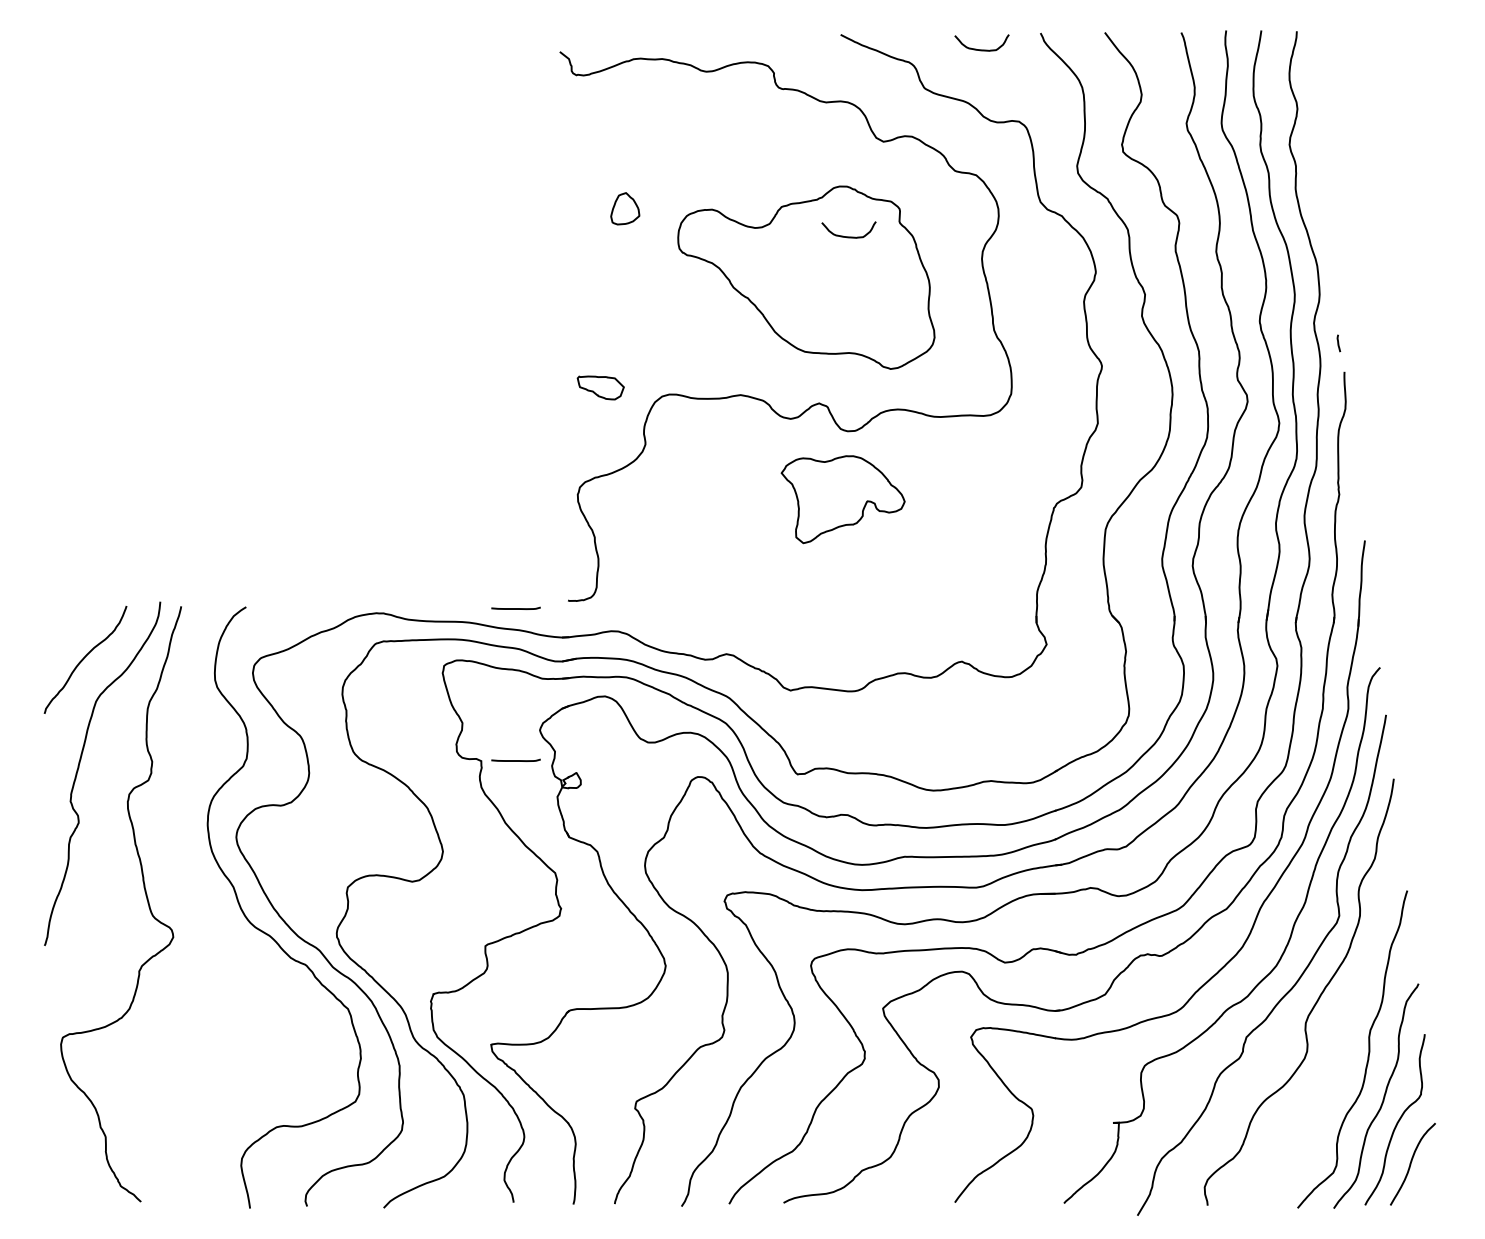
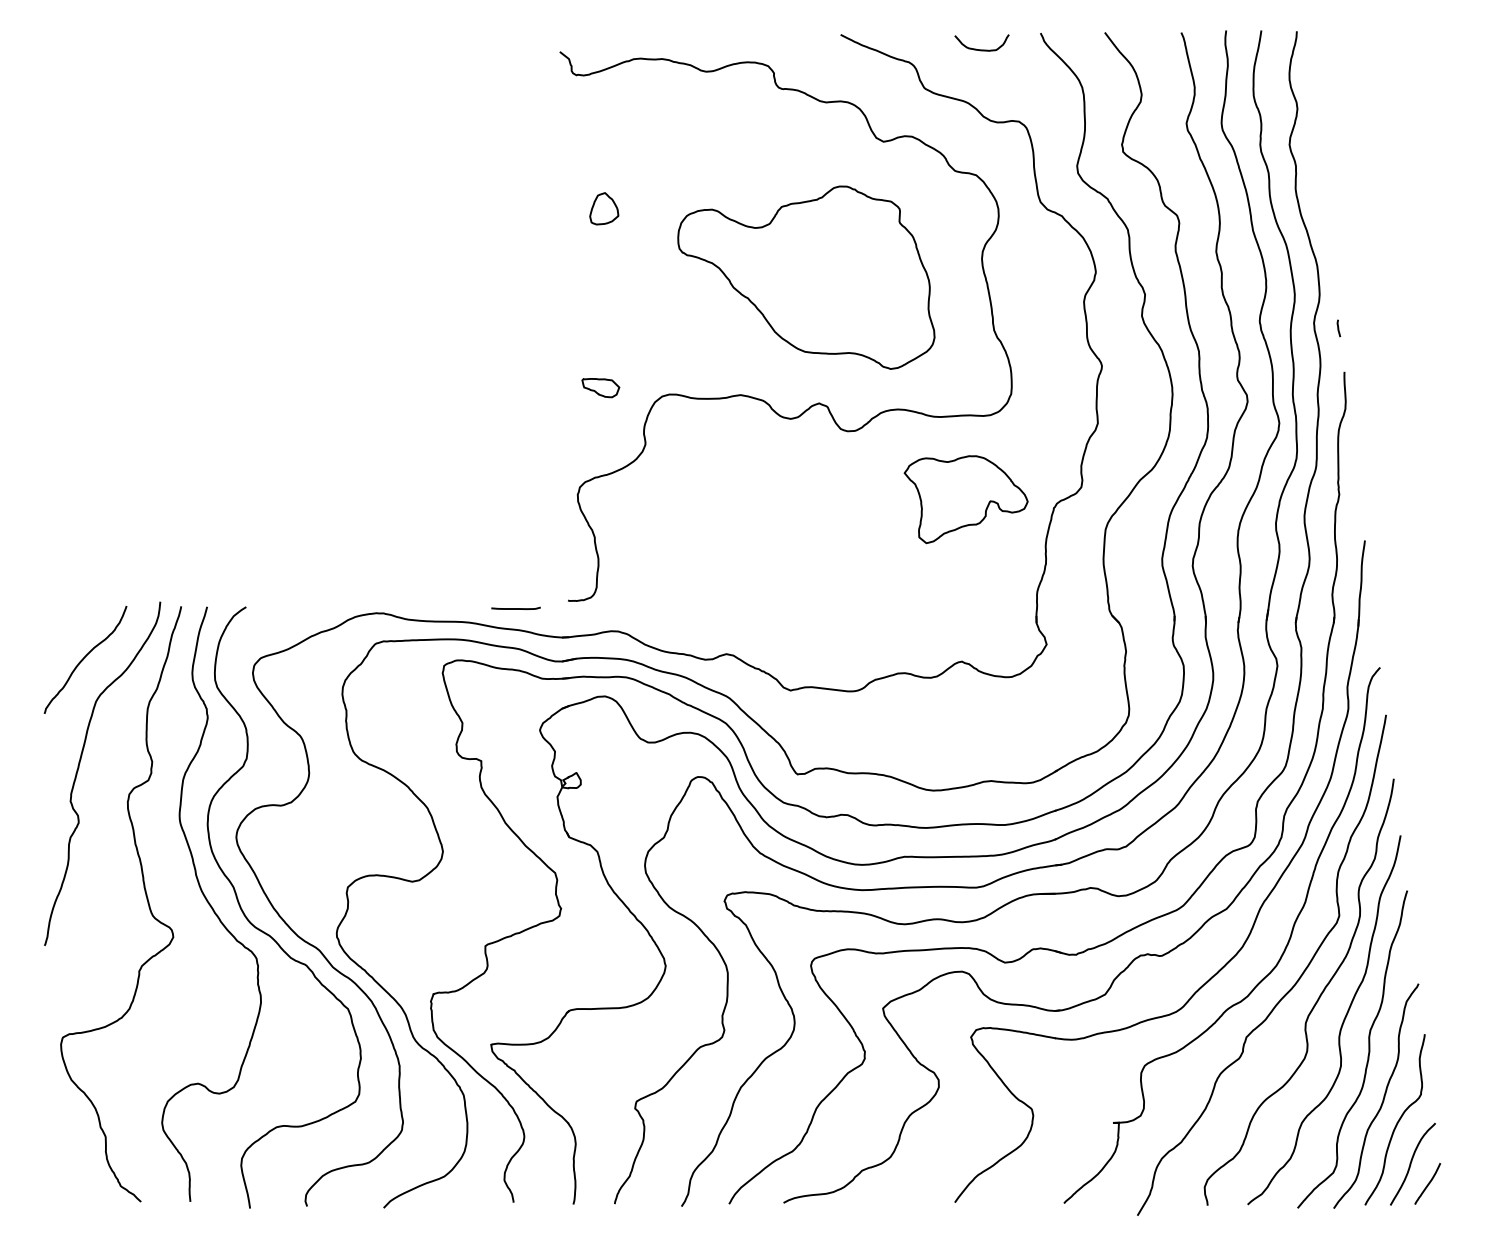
part position: (625, 208) -> (604, 208) (604, 208)
curve: present -> none (848, 236)
line position: (1338, 343) -> (1338, 328) (1338, 328)
part size: 49x26 px -> 40x21 px (600, 388)
part position: (842, 499) -> (965, 499) (965, 499)
curve: present -> none (515, 760)
curve: none -> present (210, 903)
curve: none -> present (1341, 1024)
curve: none -> present (1428, 1183)
